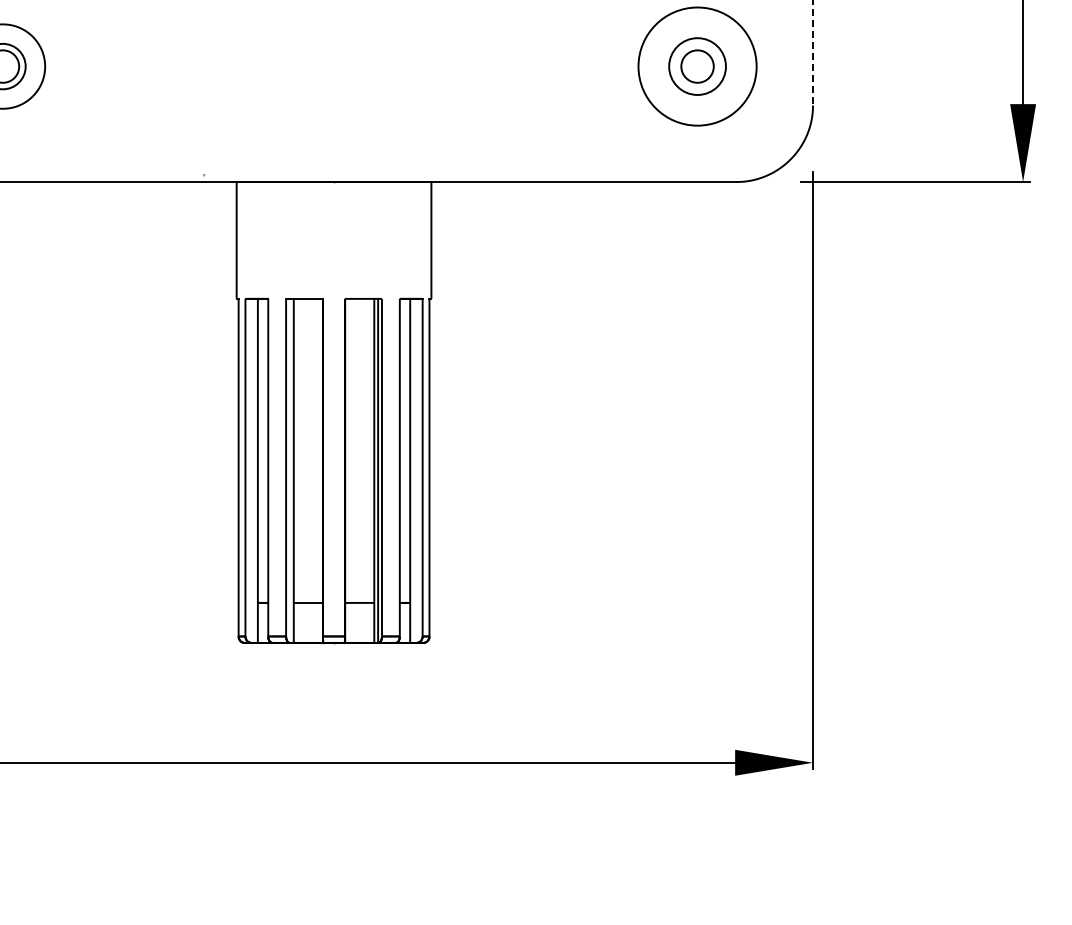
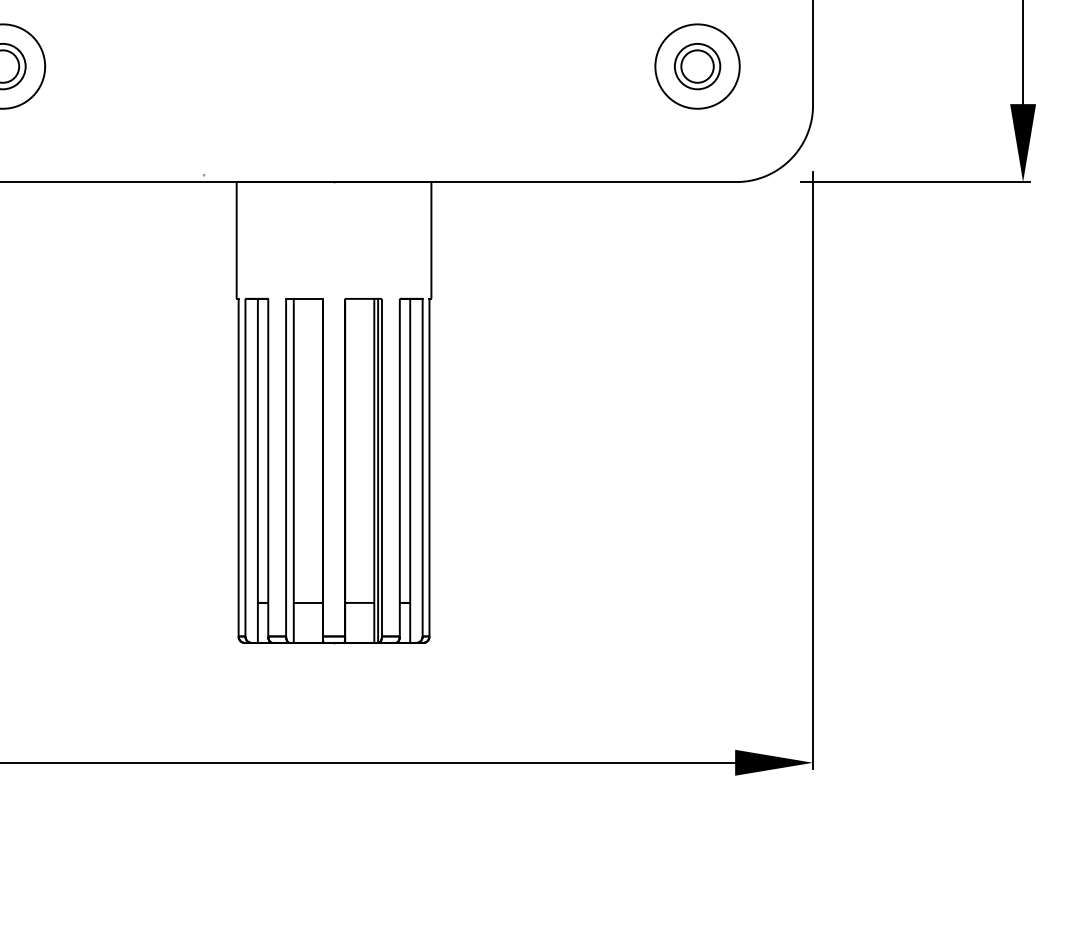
line: dashed -> solid (813, 53)
circle diameter: 118 px -> 84 px (697, 66)
circle diameter: 57 px -> 45 px (697, 66)
